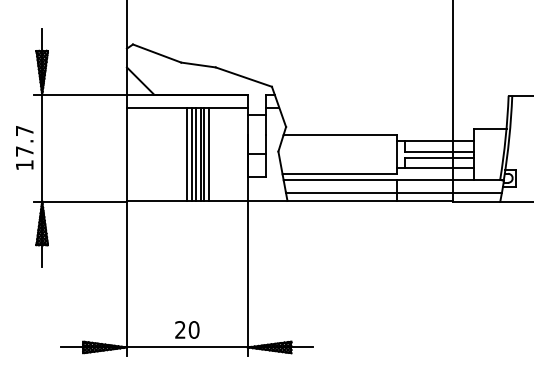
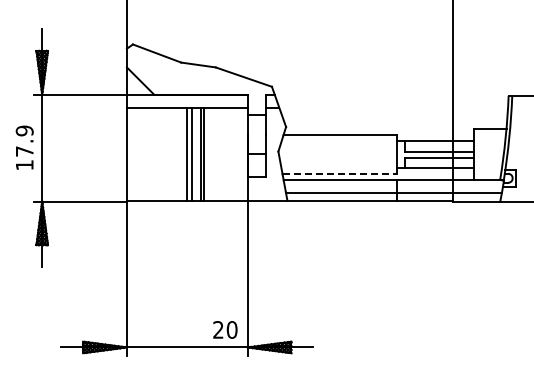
text: 17.7 -> 17.9 (24, 130)
line: present -> none (195, 153)
line: present -> none (209, 153)
line: solid -> dashed (340, 174)
text position: (187, 329) -> (225, 329) (225, 329)
